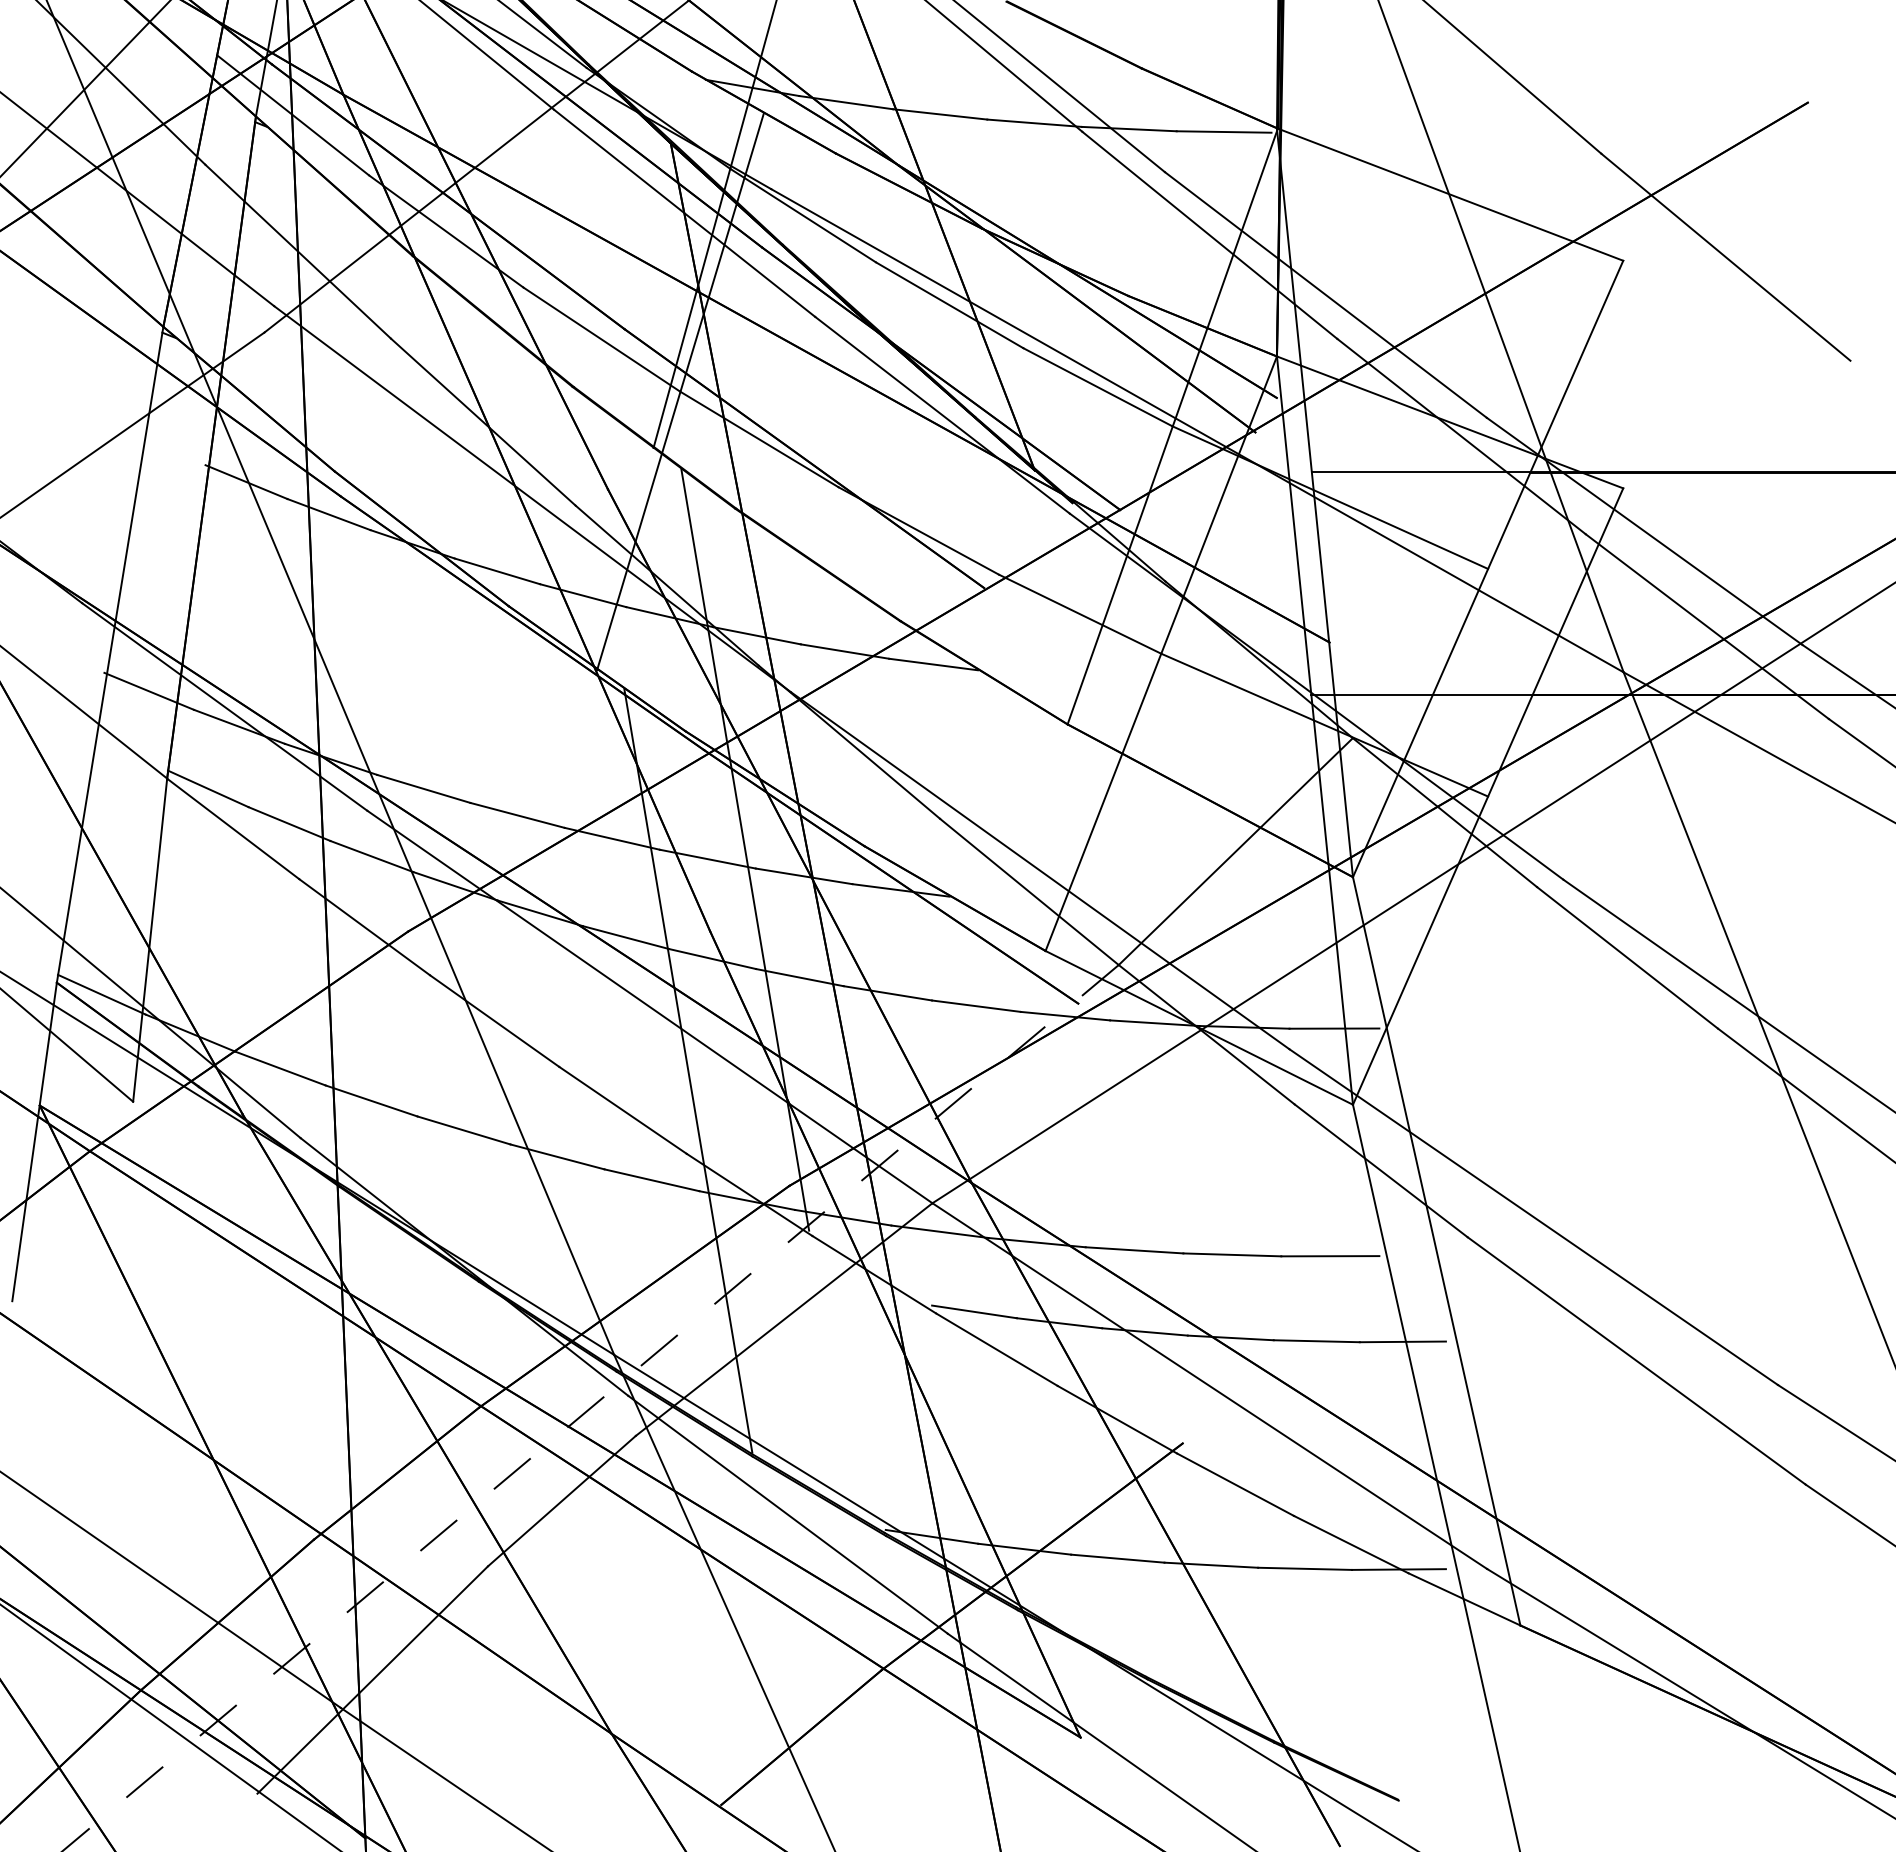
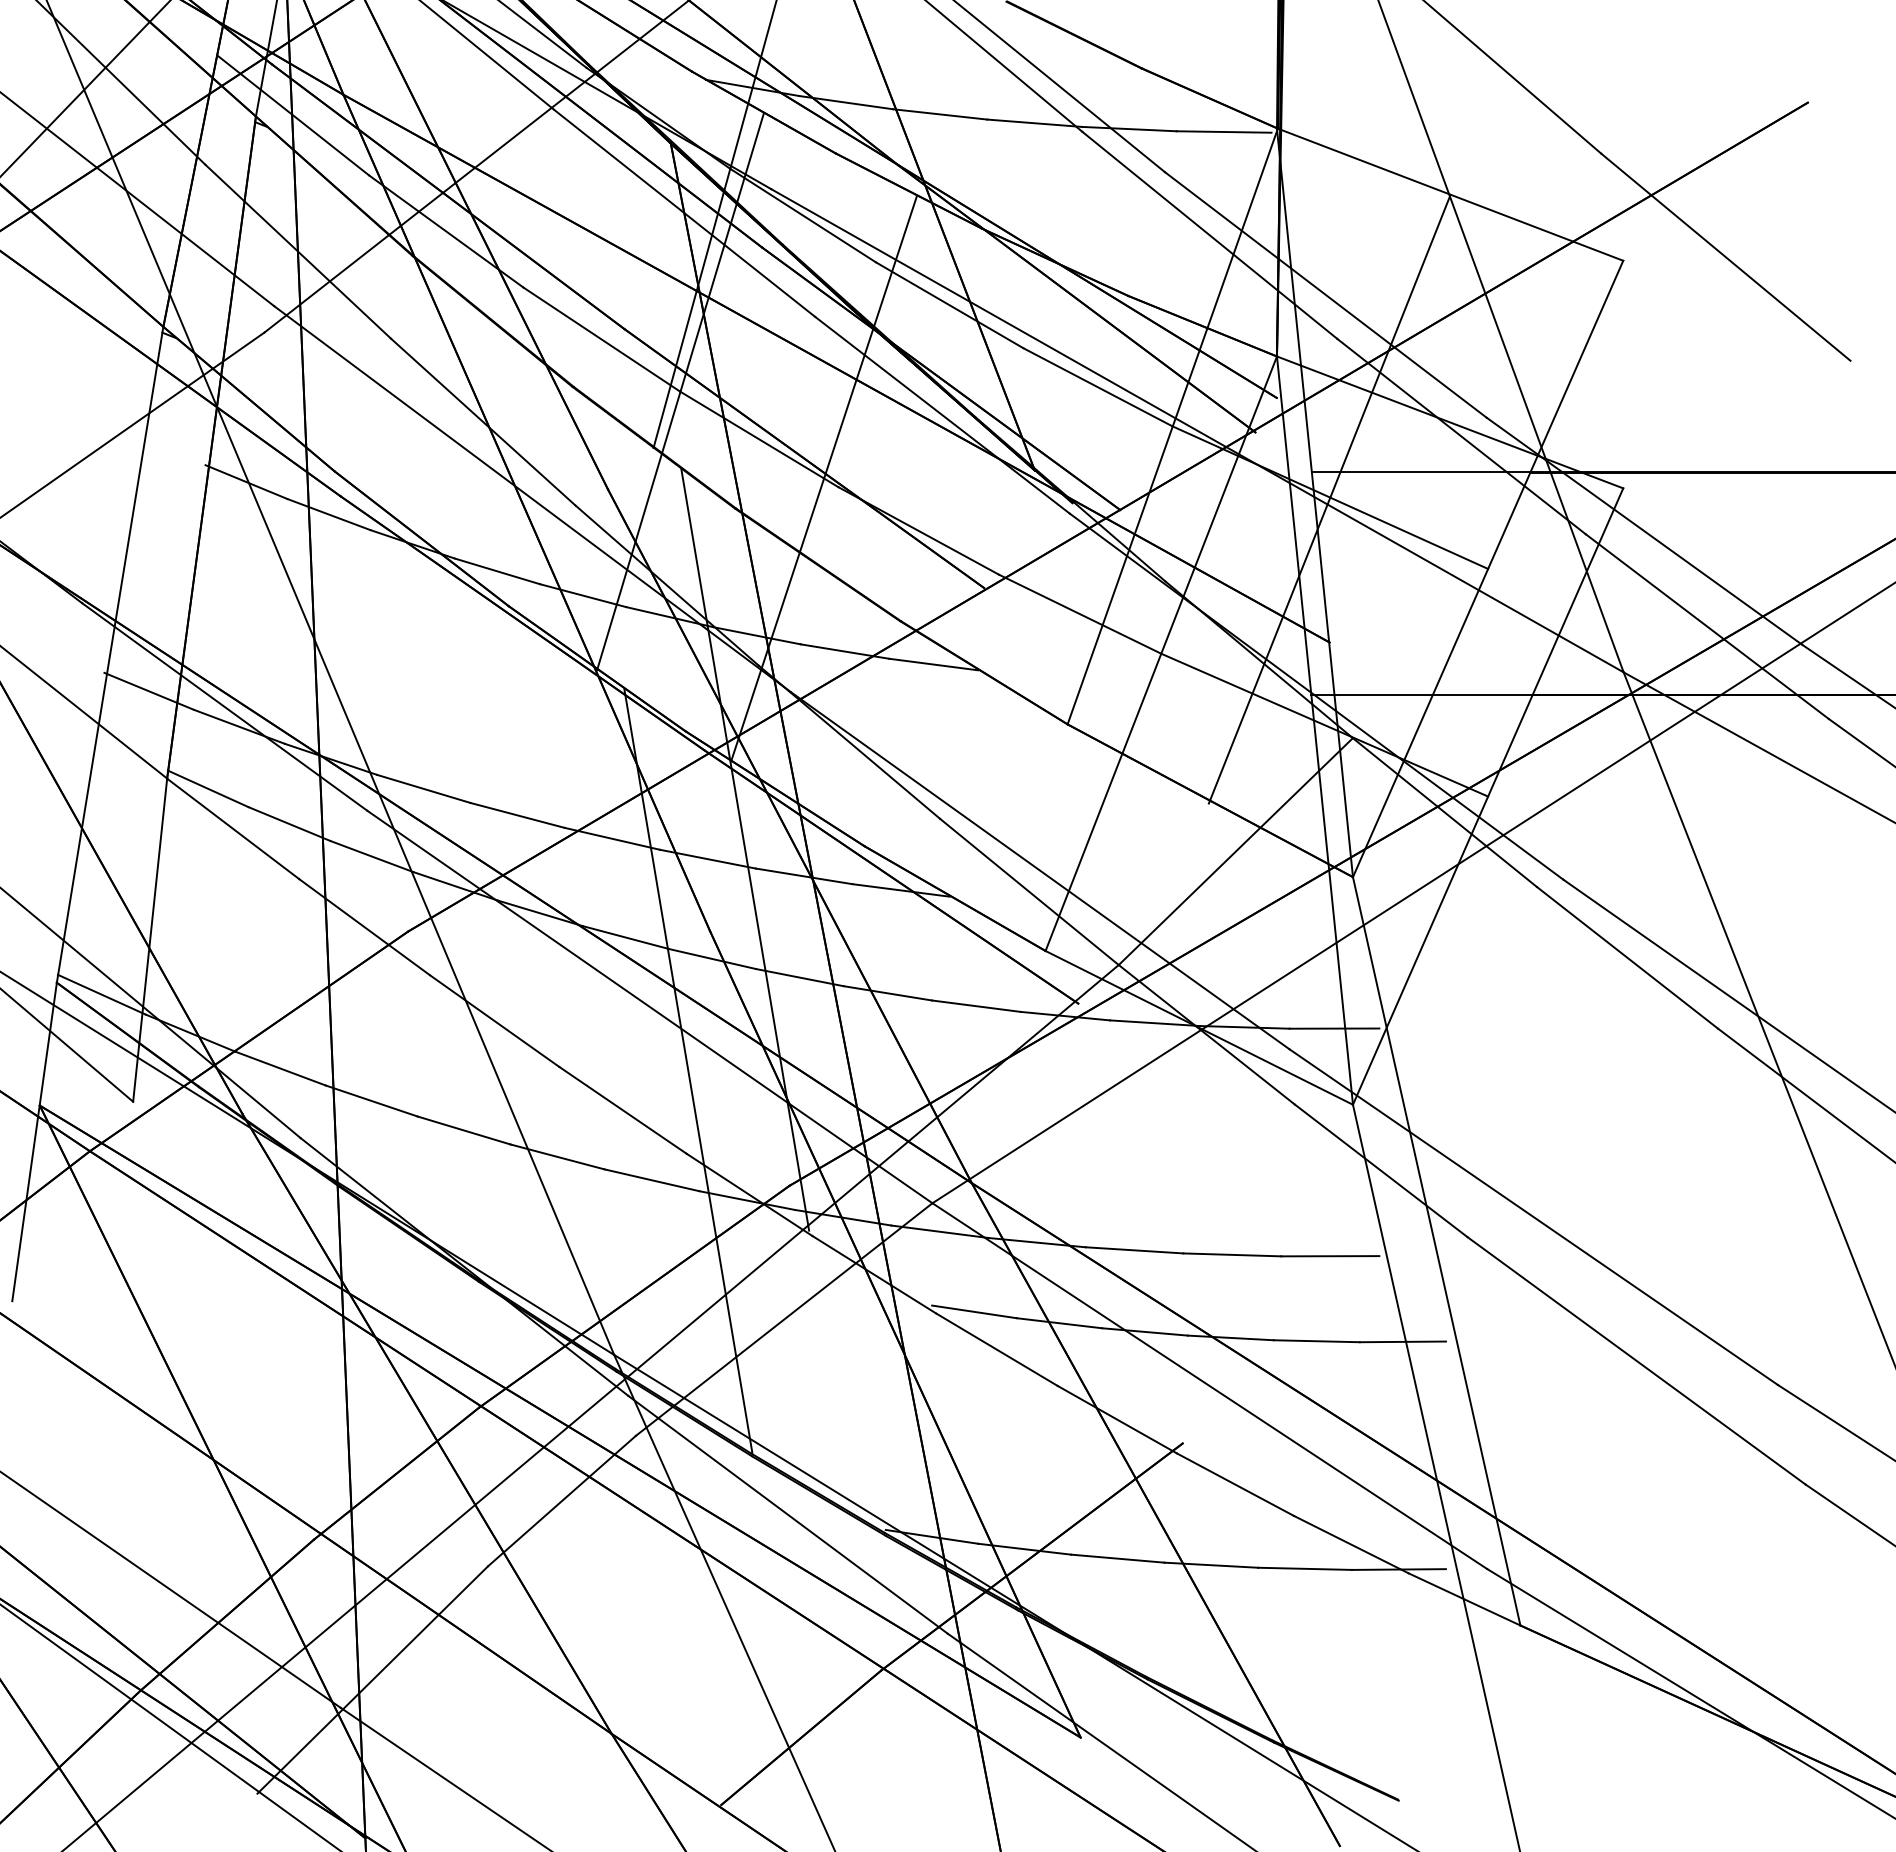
line: none -> present (823, 478)
line: none -> present (1329, 499)
line: dashed -> solid (590, 1408)
